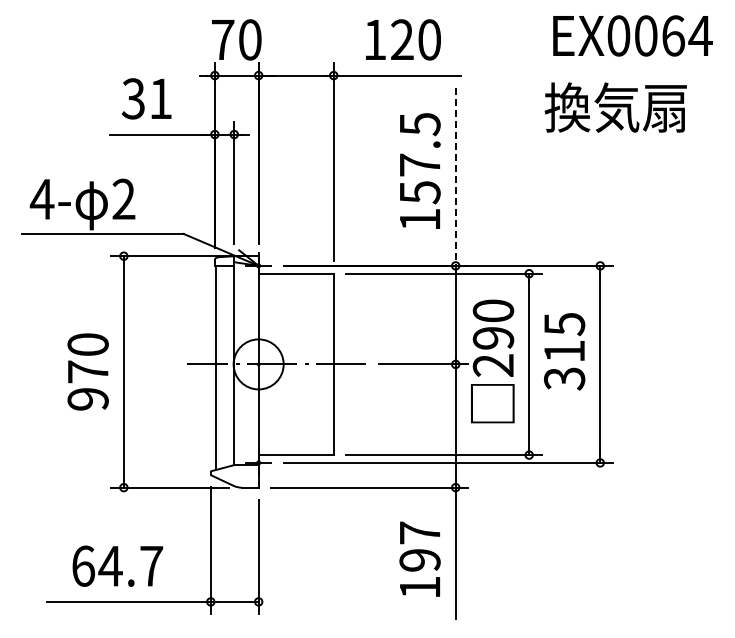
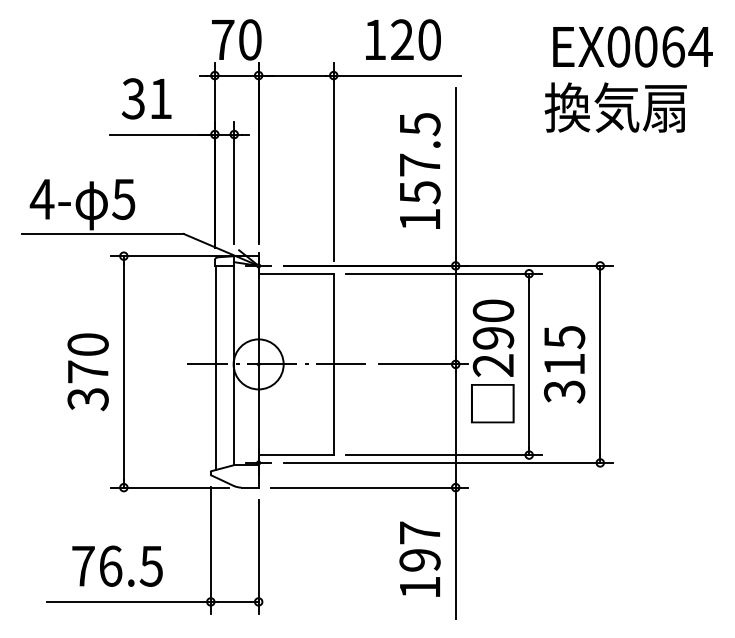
text position: (632, 35) -> (632, 46) (632, 46)
line: dashed -> solid (455, 177)
text: 2 -> 5 (123, 199)
text position: (564, 351) -> (564, 364) (564, 364)
text: 970 -> 370 (87, 399)
text: 64.7 -> 76.5 (117, 565)
